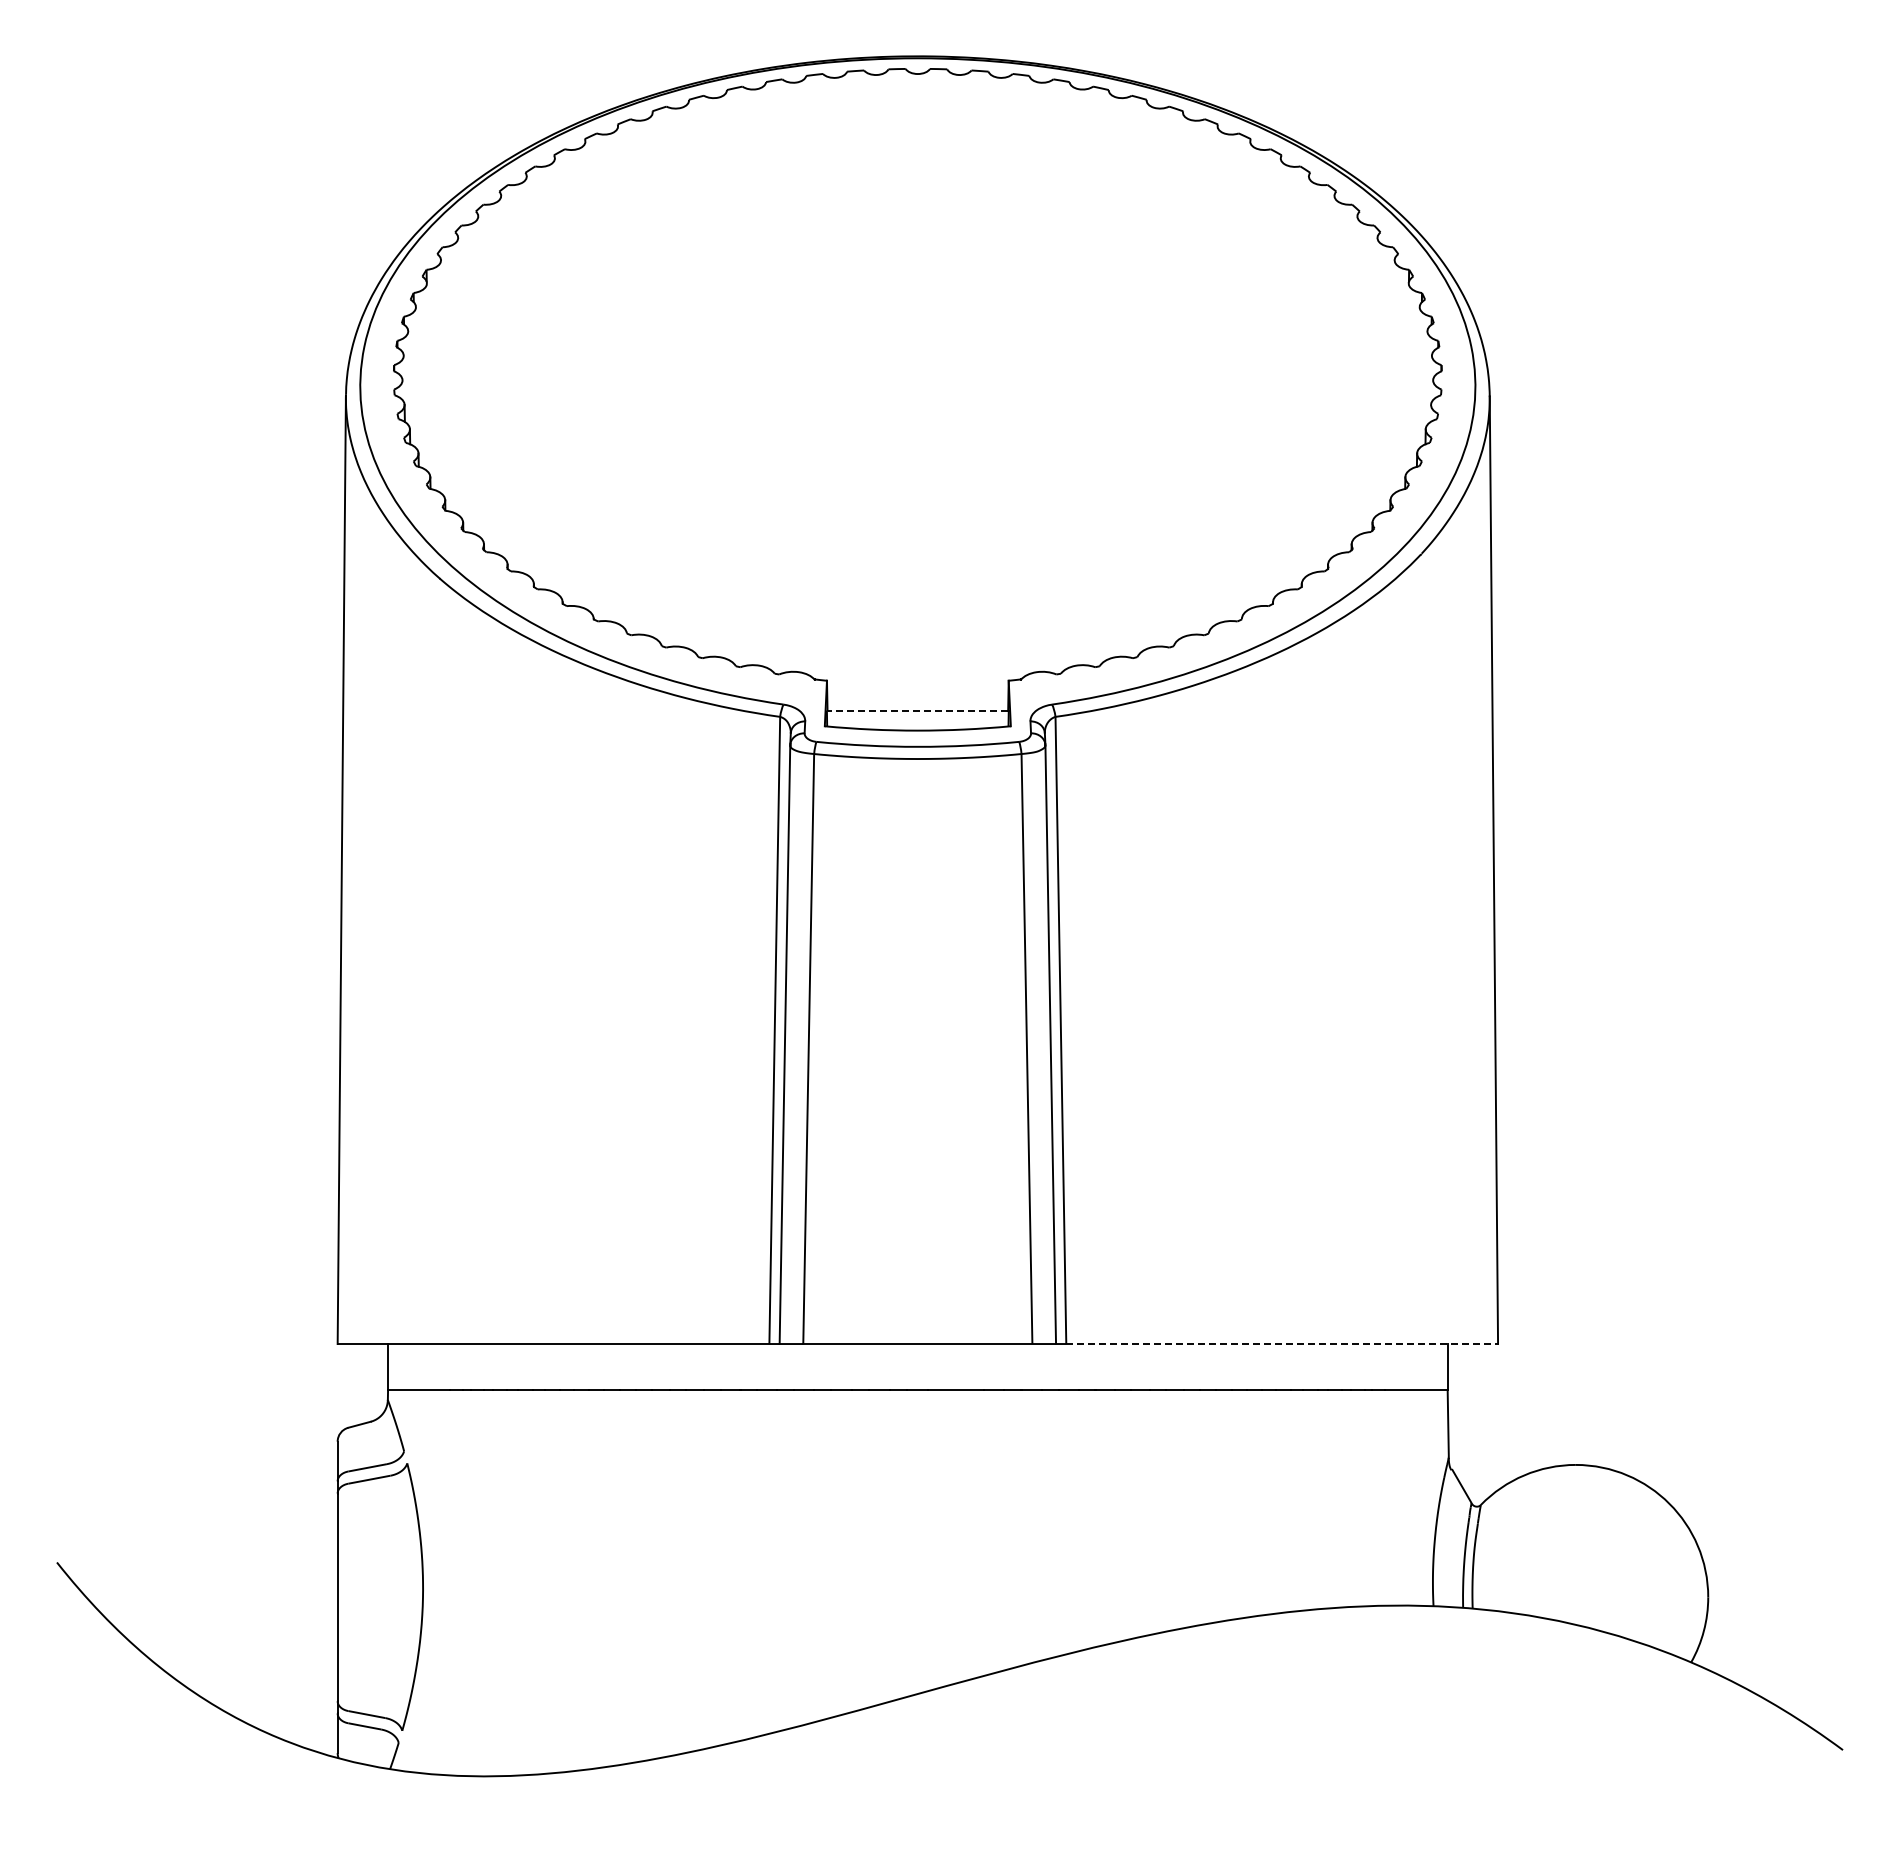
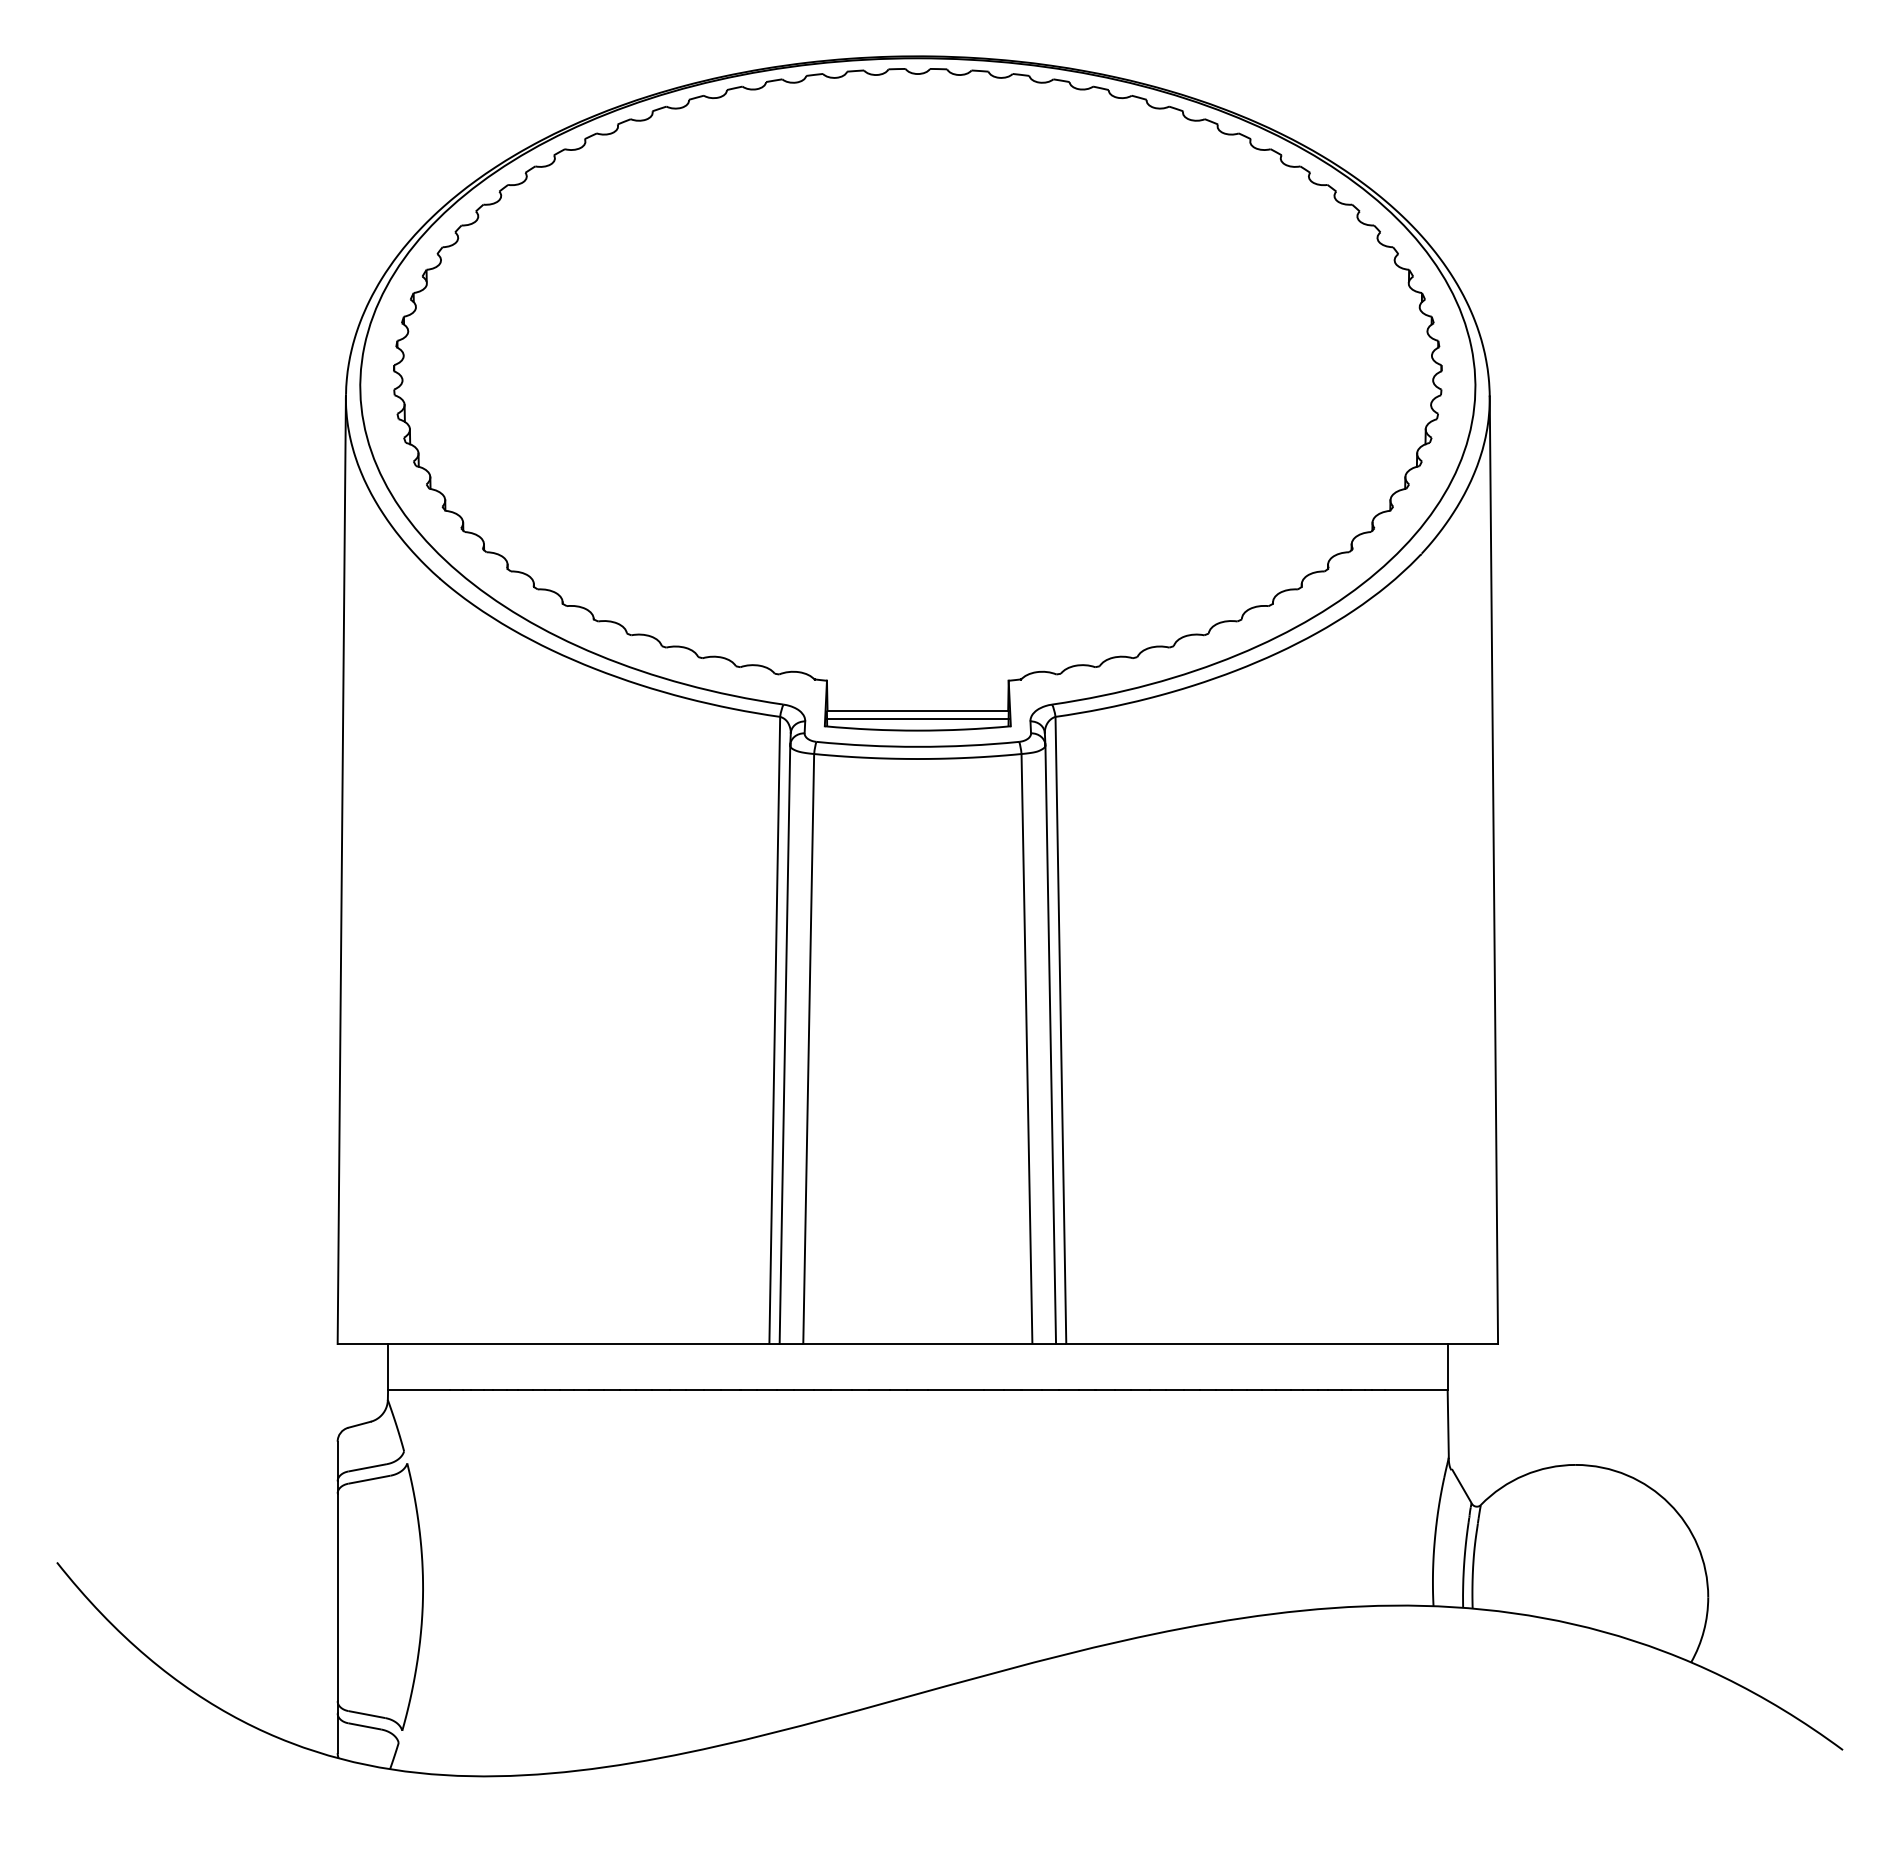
line: dashed -> solid (917, 710)
line: none -> present (917, 719)
line: dashed -> solid (1282, 1344)
